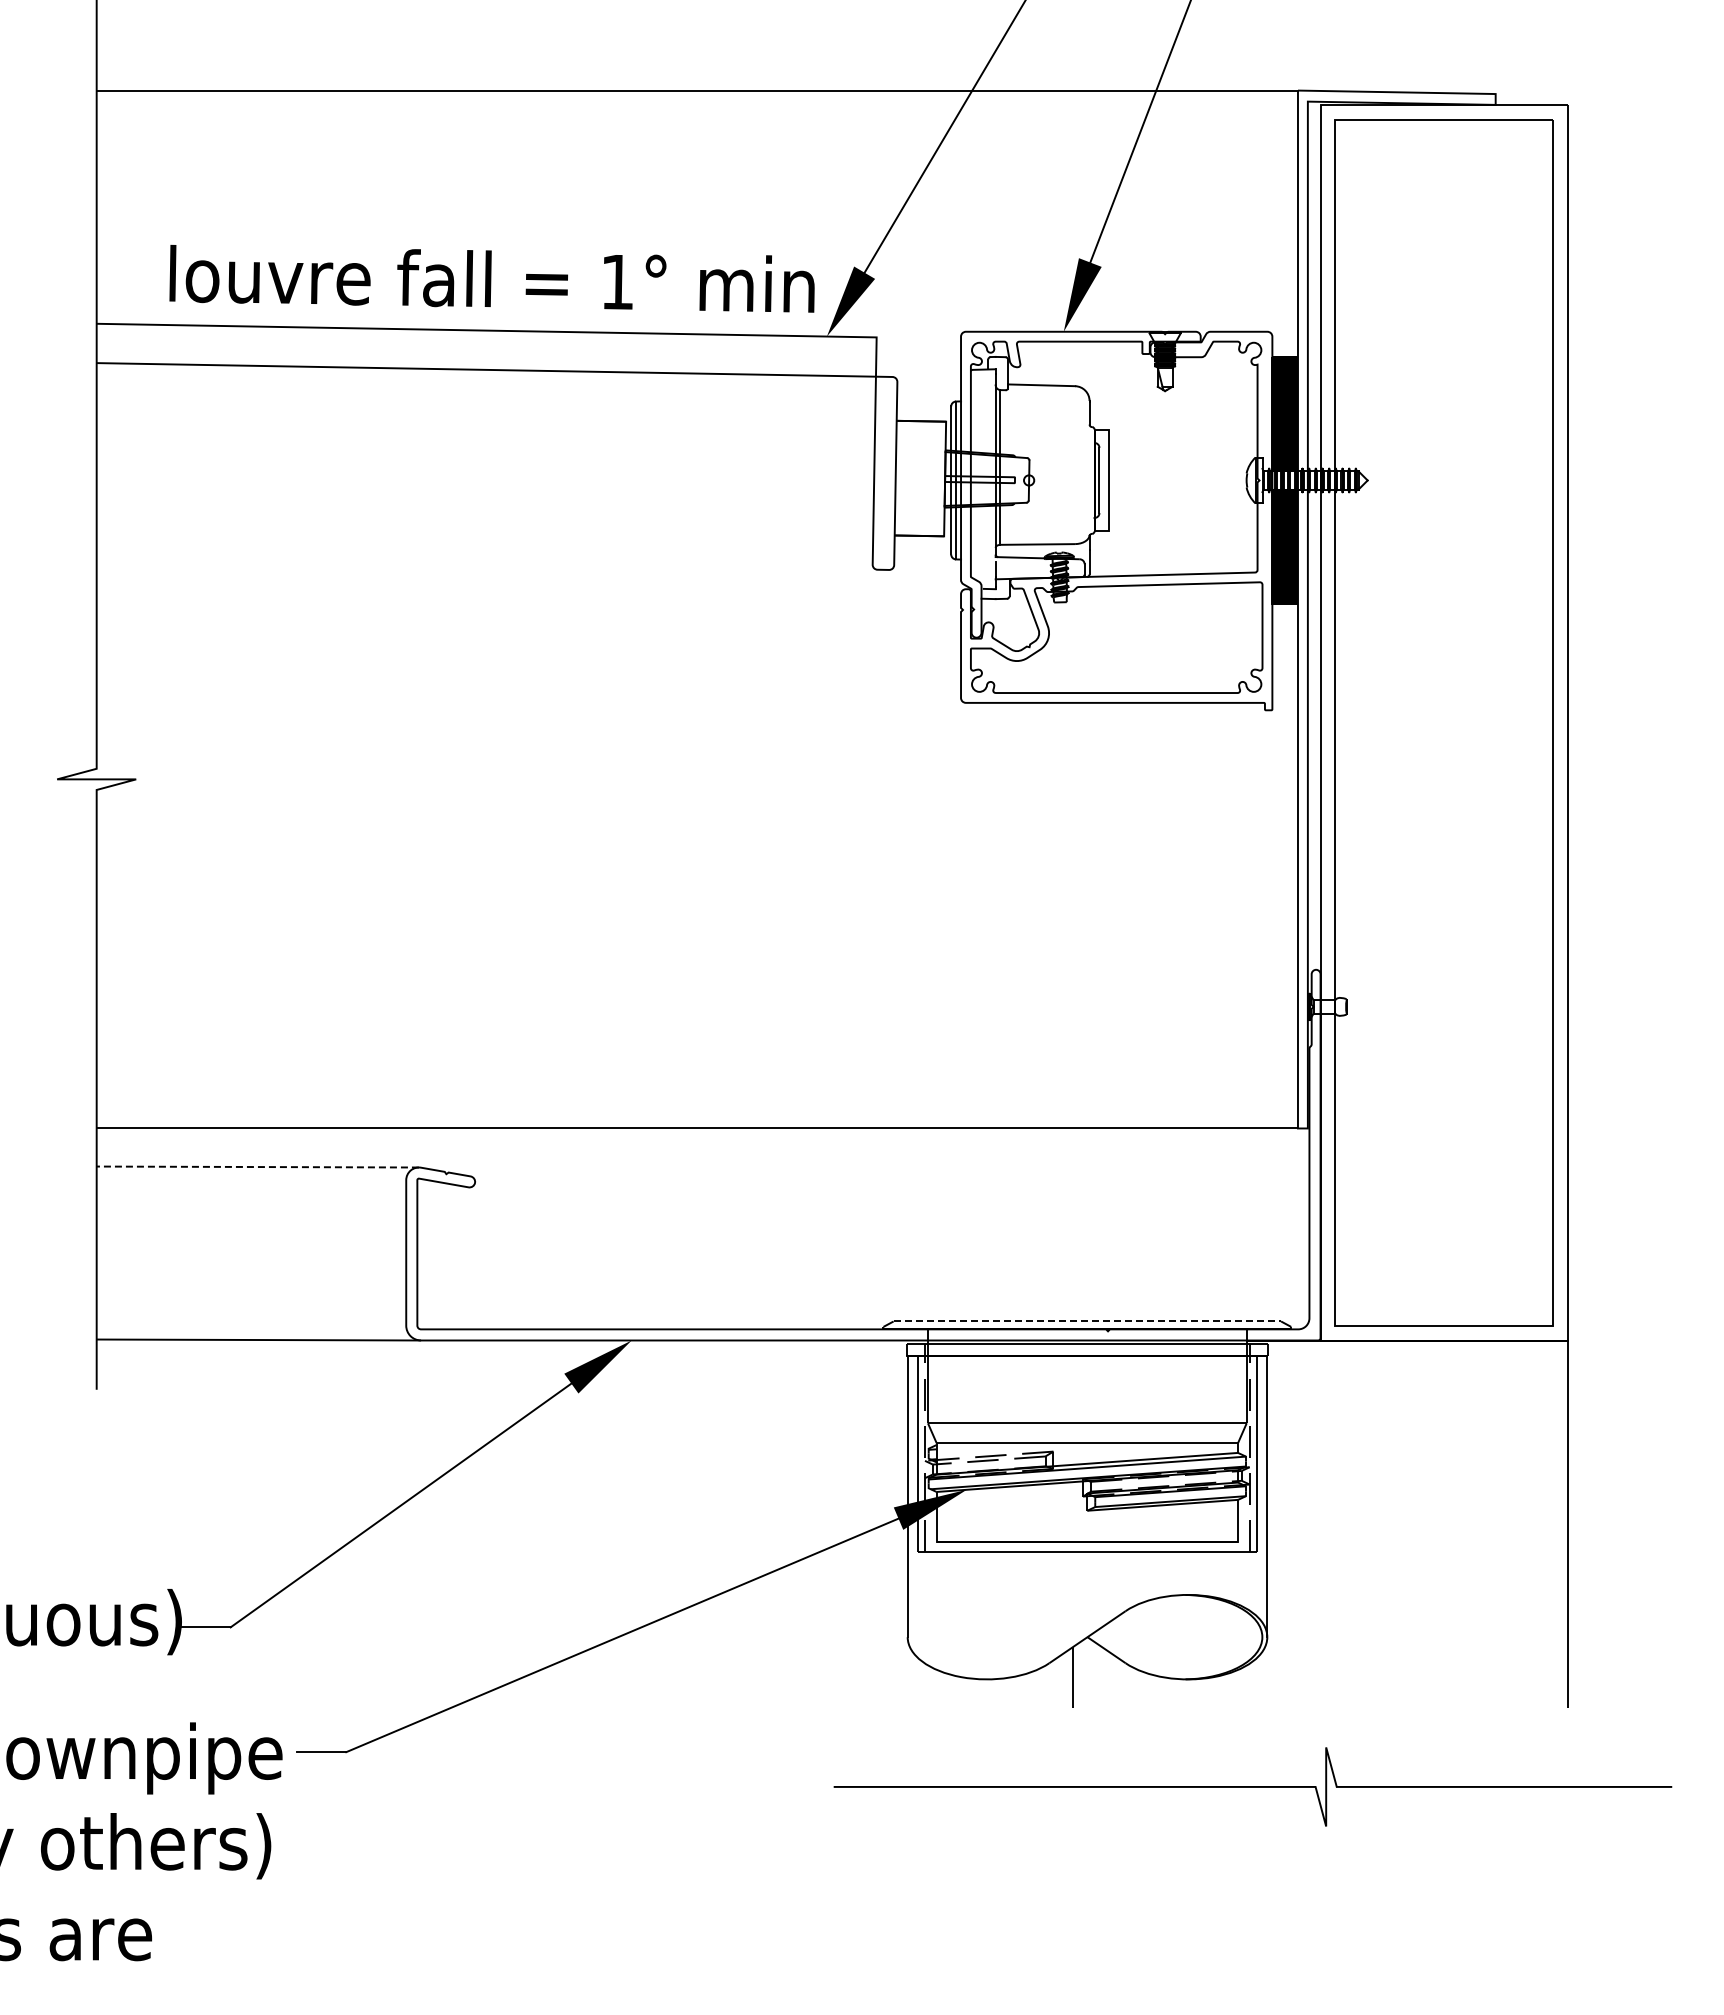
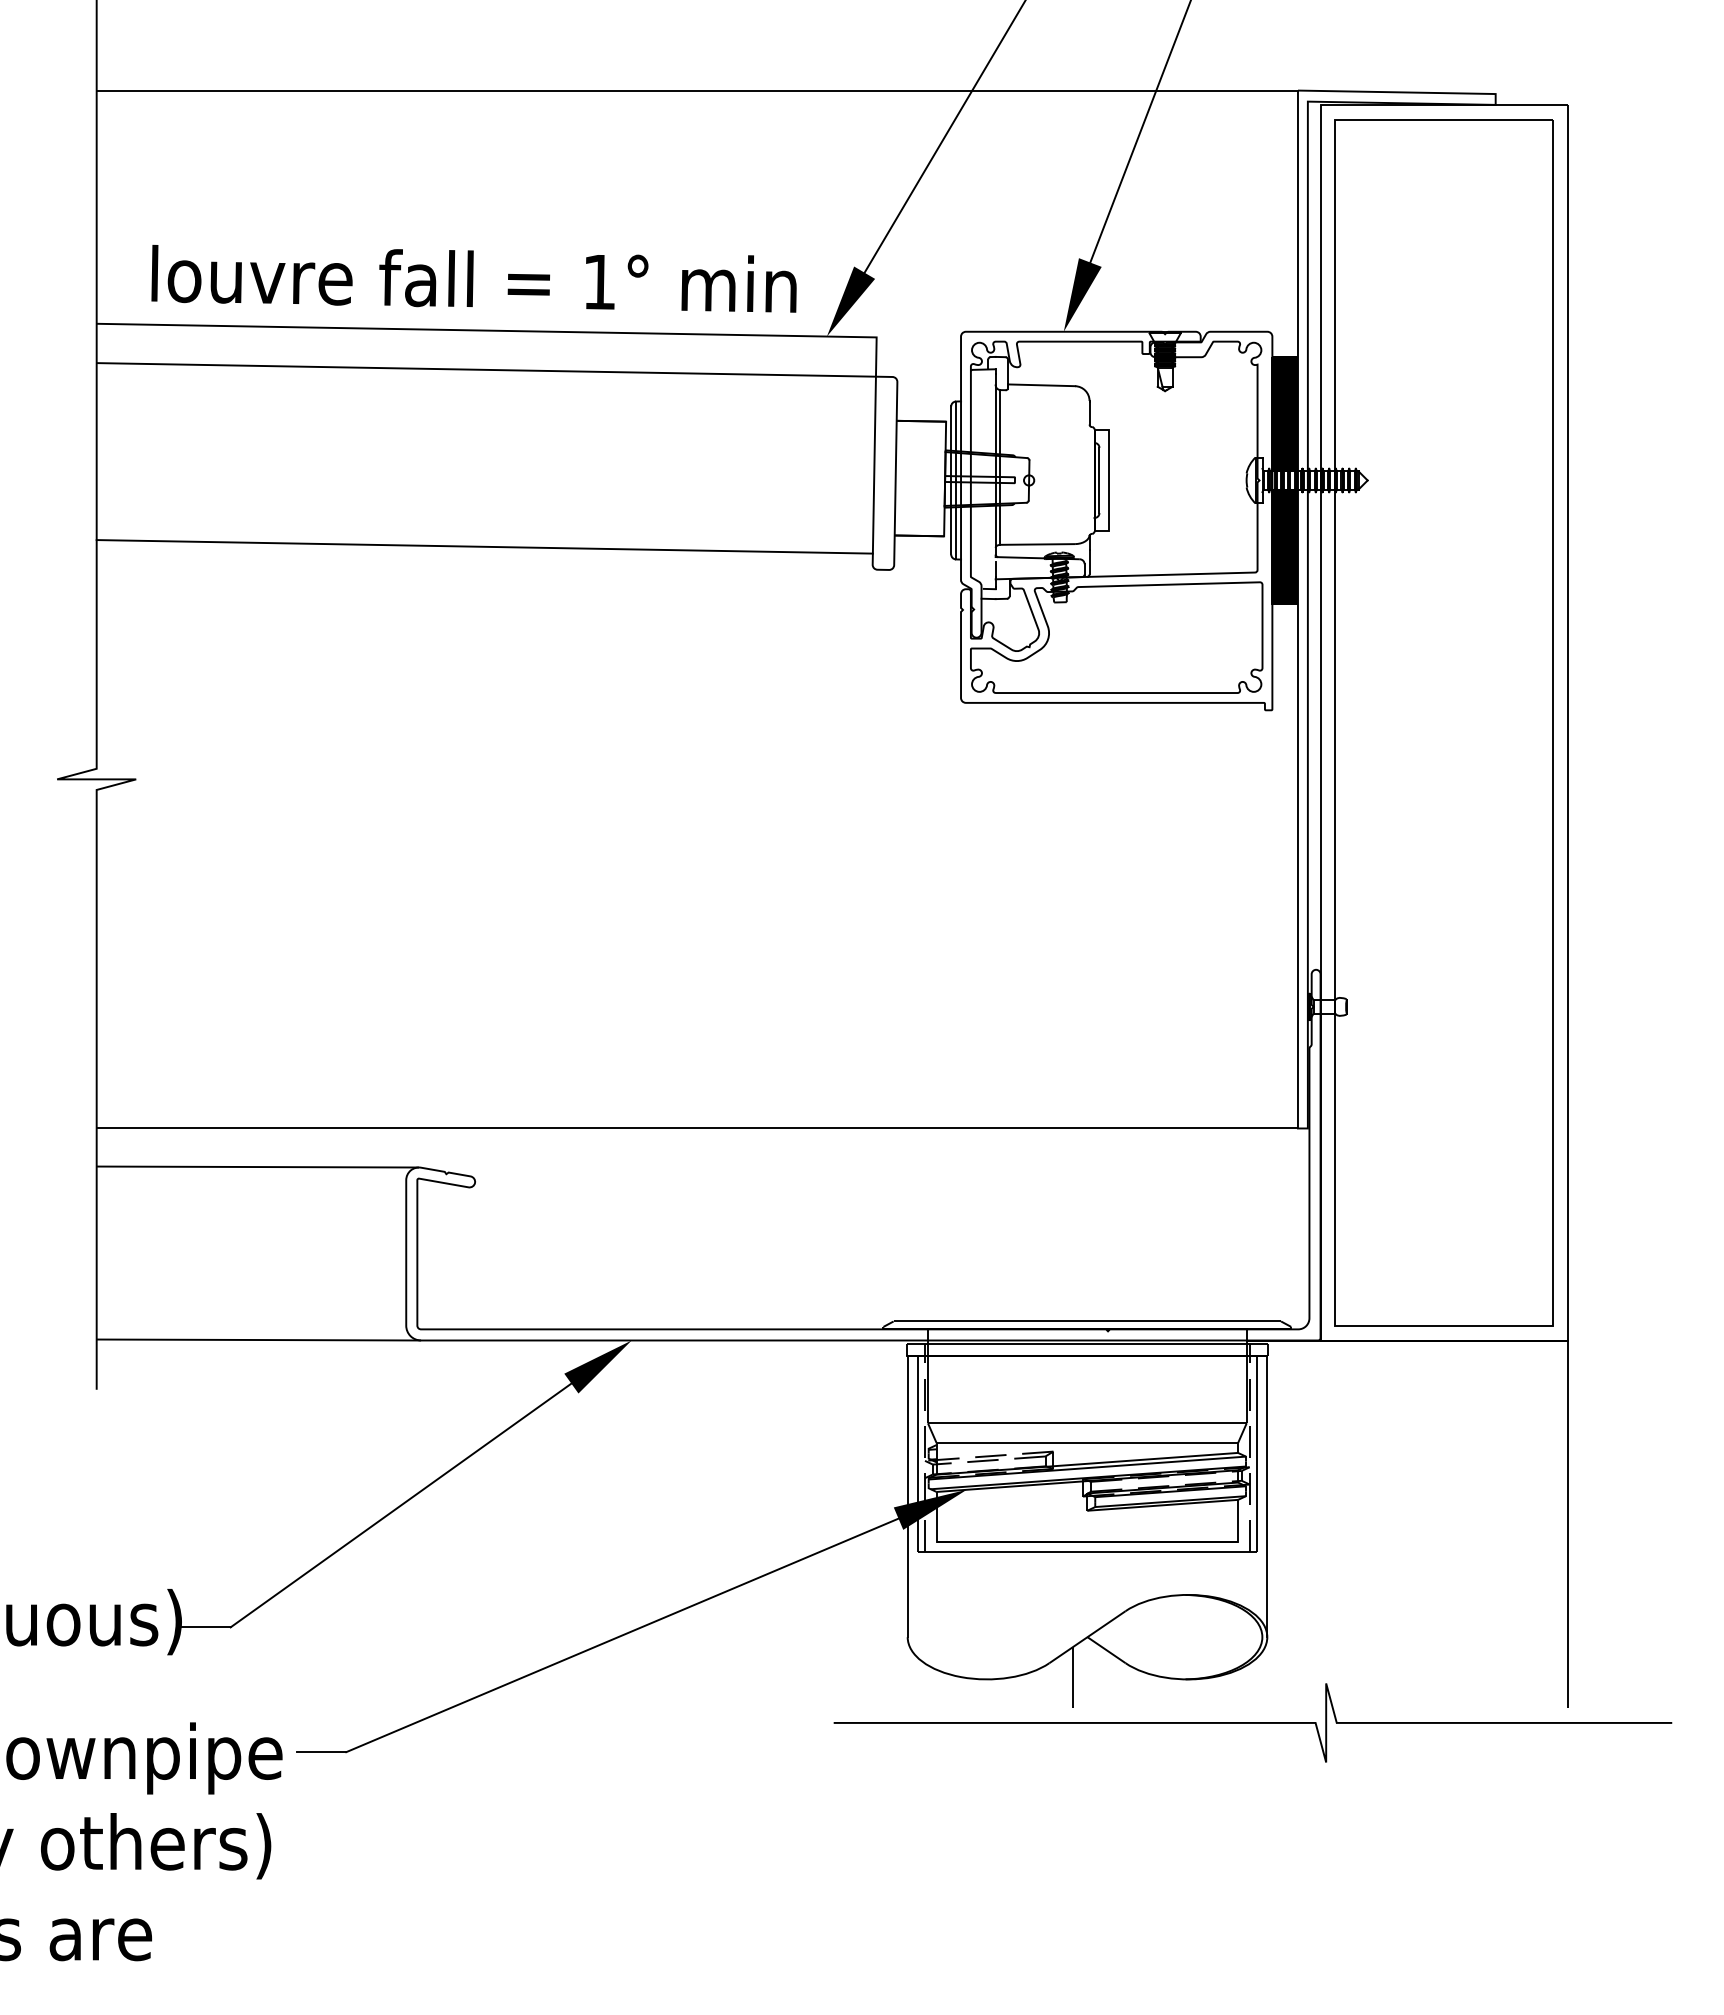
text position: (491, 278) -> (473, 278) (473, 278)
line: none -> present (484, 546)
line: dashed -> solid (257, 1167)
line: dashed -> solid (1087, 1321)
curve position: (1252, 1786) -> (1252, 1722) (1252, 1722)
